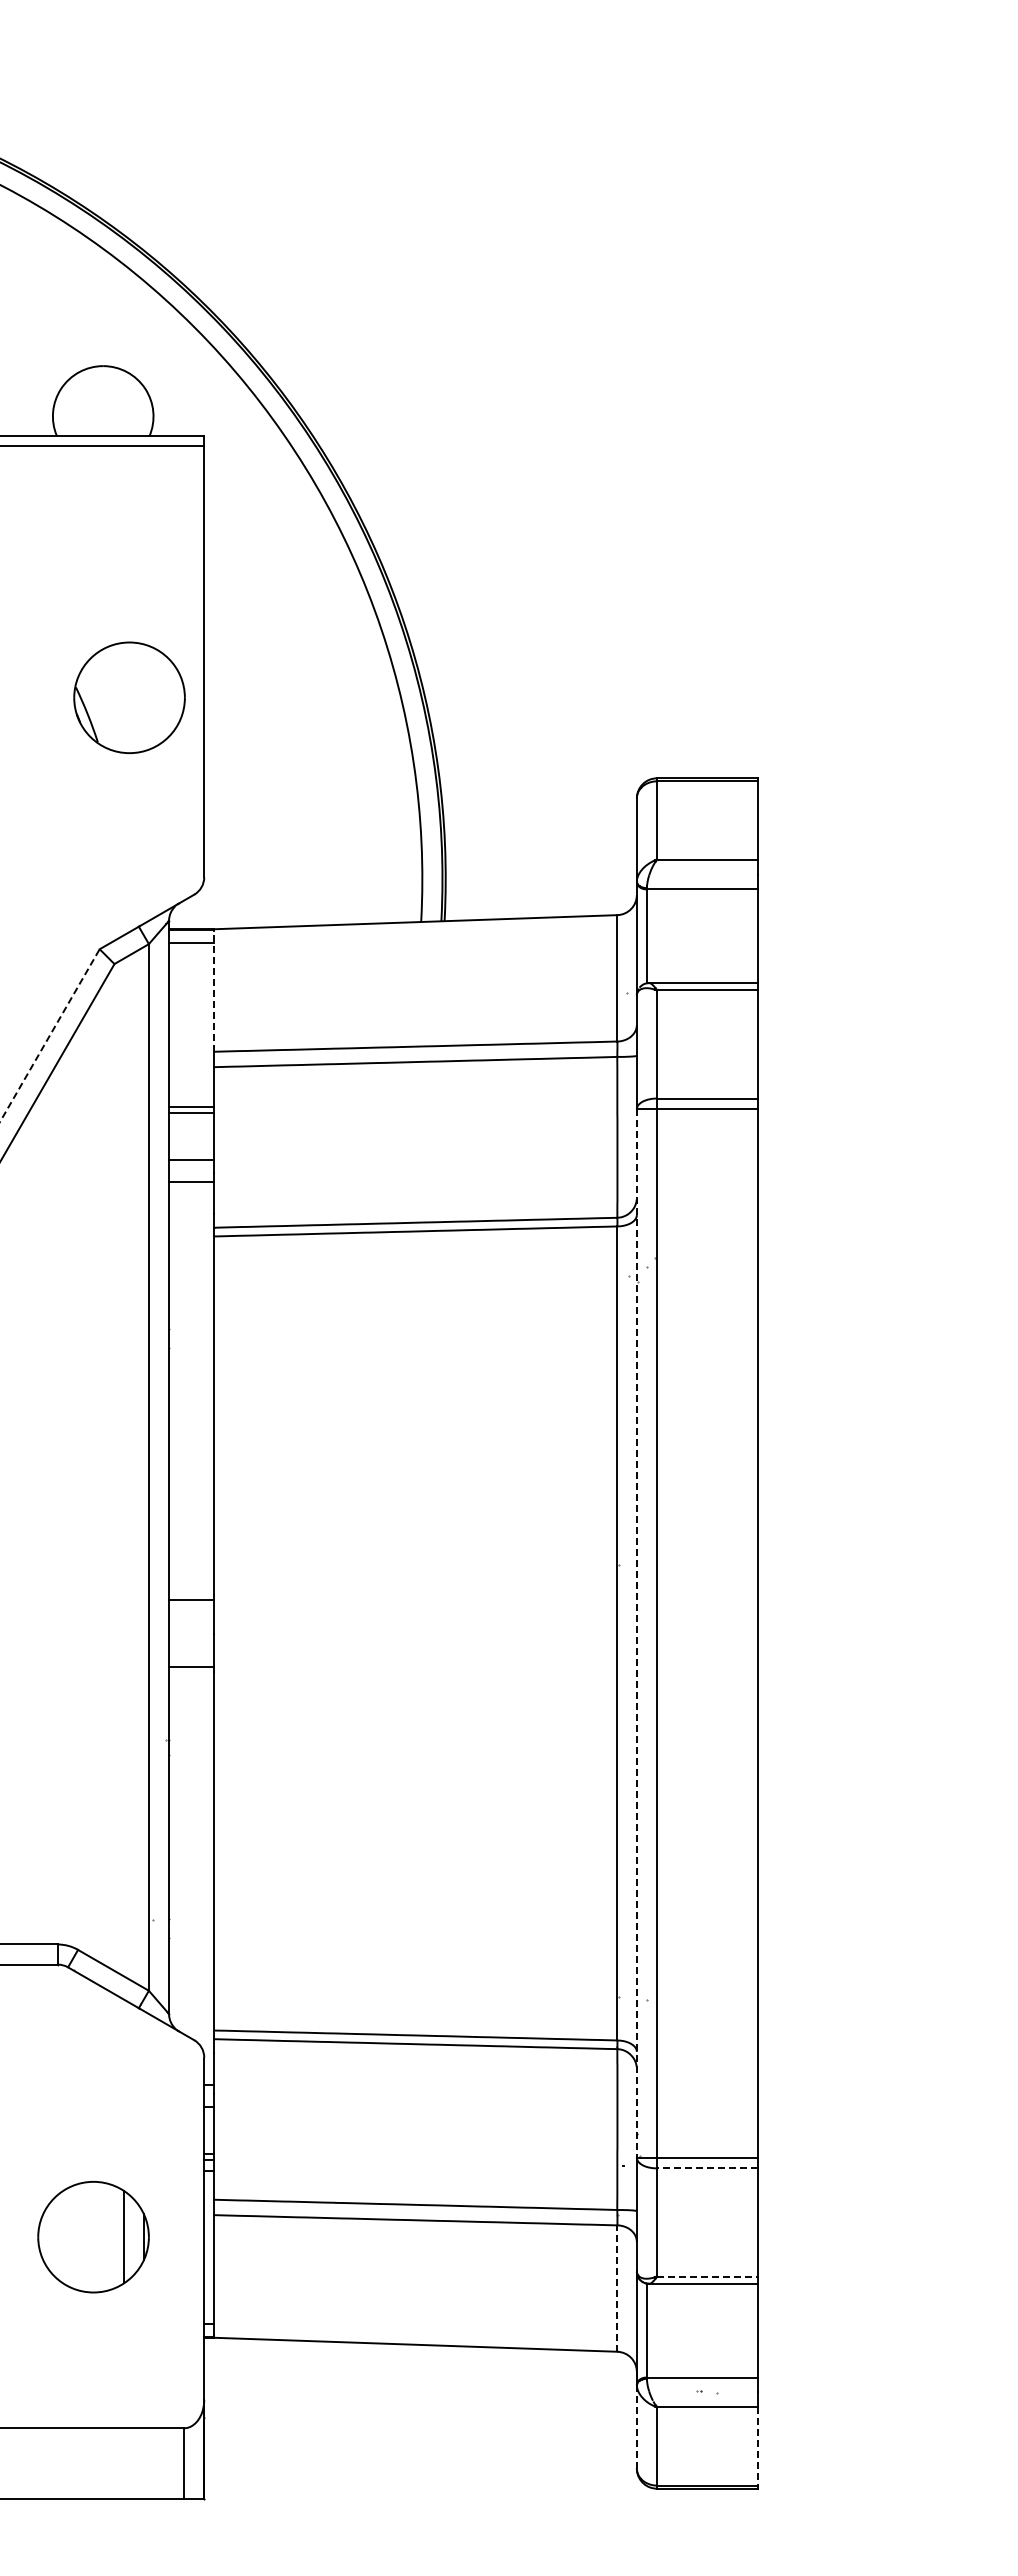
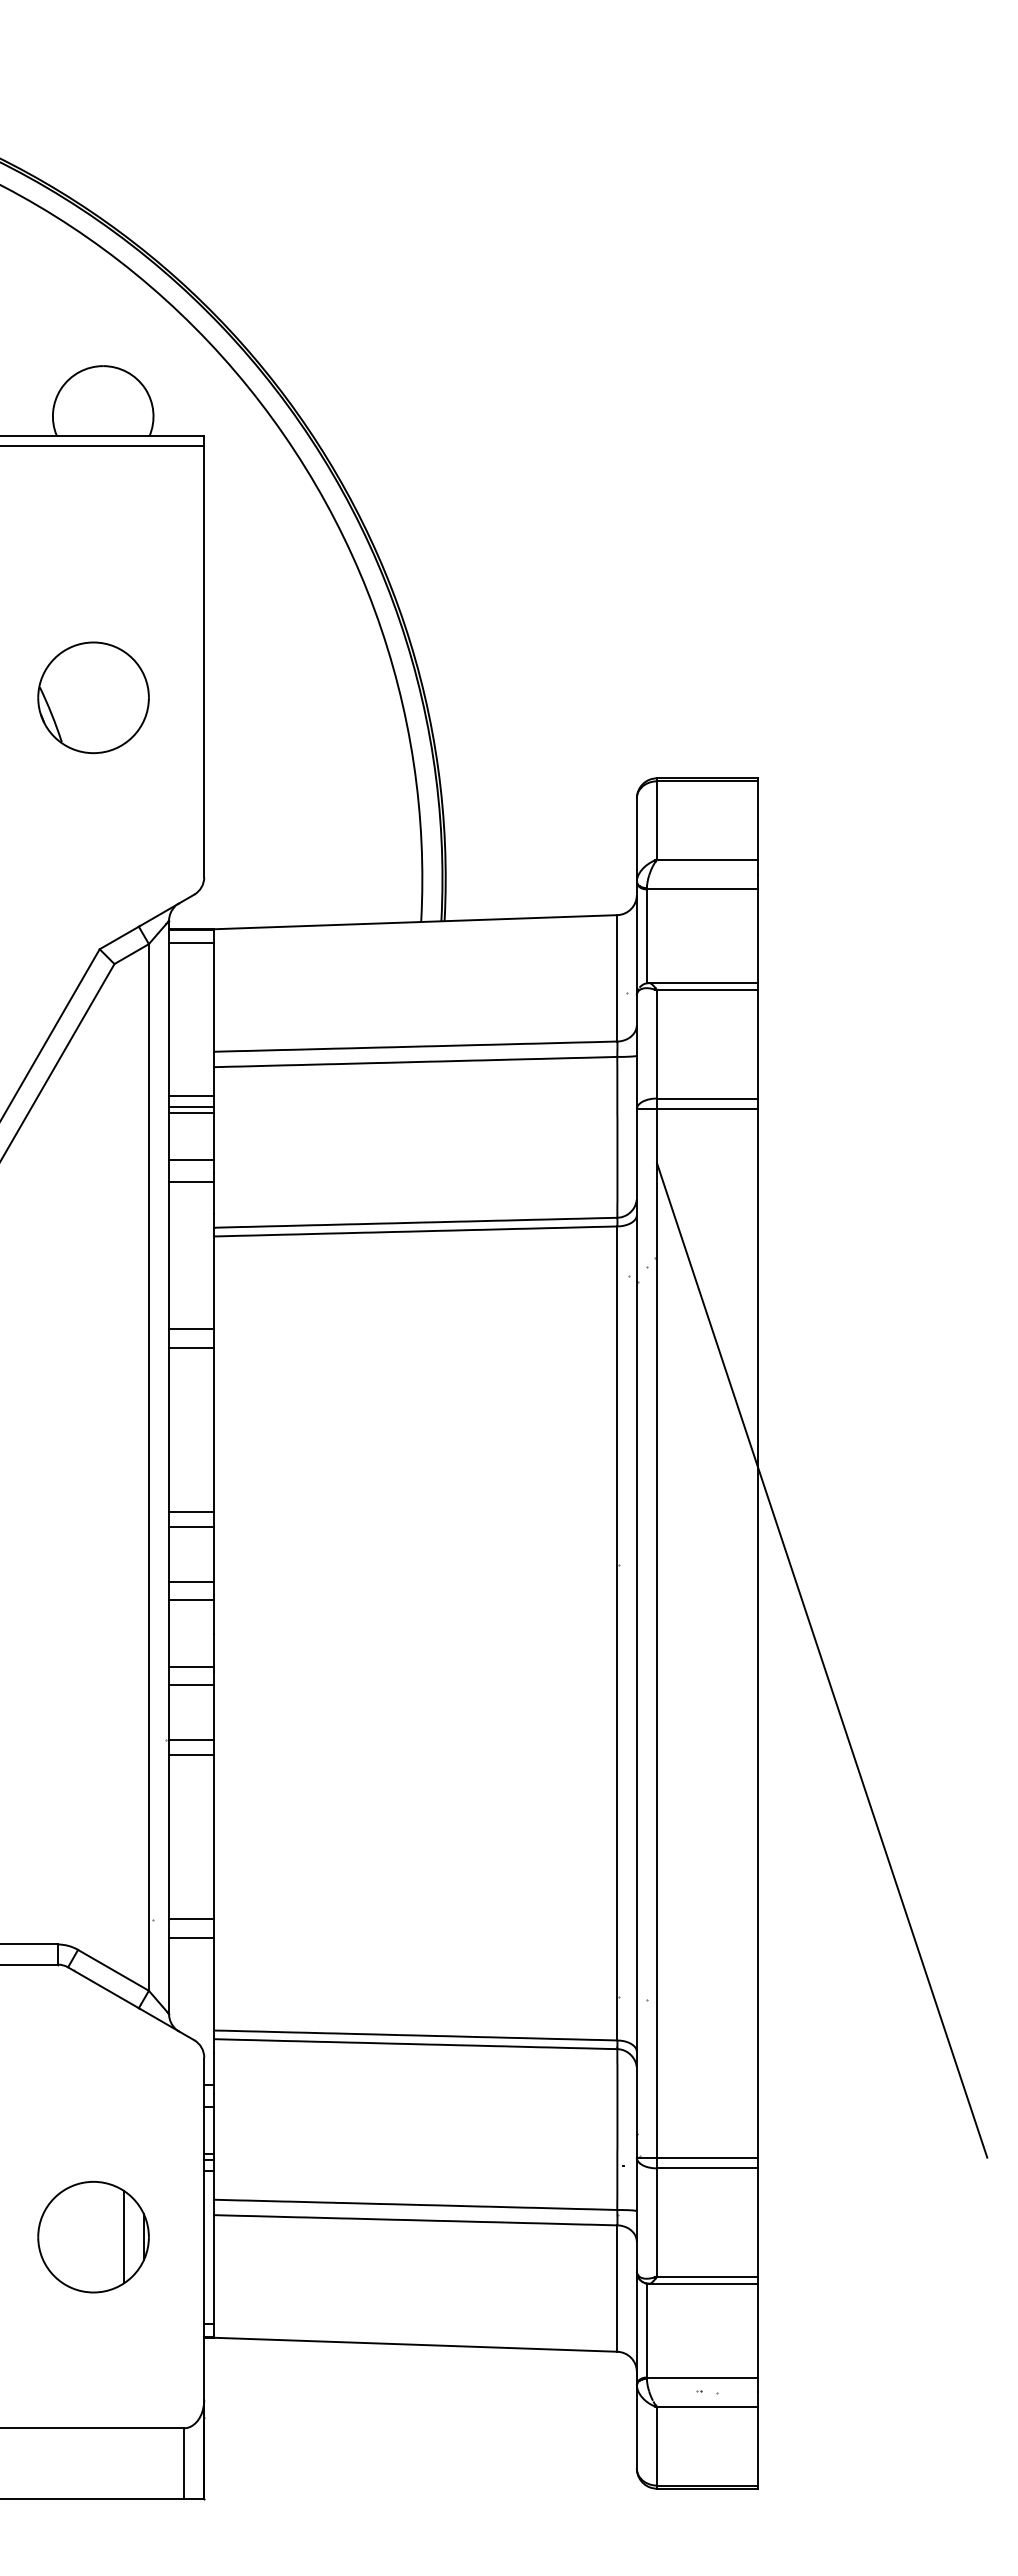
part position: (129, 697) -> (93, 697) (93, 697)
line: dashed -> solid (214, 990)
line: dashed -> solid (50, 1034)
line: none -> present (191, 1096)
line: none -> present (191, 1329)
line: none -> present (191, 1348)
line: none -> present (191, 1512)
line: none -> present (191, 1526)
line: none -> present (191, 1582)
line: dashed -> solid (636, 1633)
line: none -> present (821, 1660)
line: none -> present (191, 1684)
line: none -> present (191, 1740)
line: none -> present (191, 1754)
line: none -> present (191, 1918)
line: none -> present (191, 1937)
line: dashed -> solid (706, 2168)
line: dashed -> solid (707, 2276)
line: dashed -> solid (617, 2288)
line: dashed -> solid (636, 2426)
line: dashed -> solid (757, 2446)
